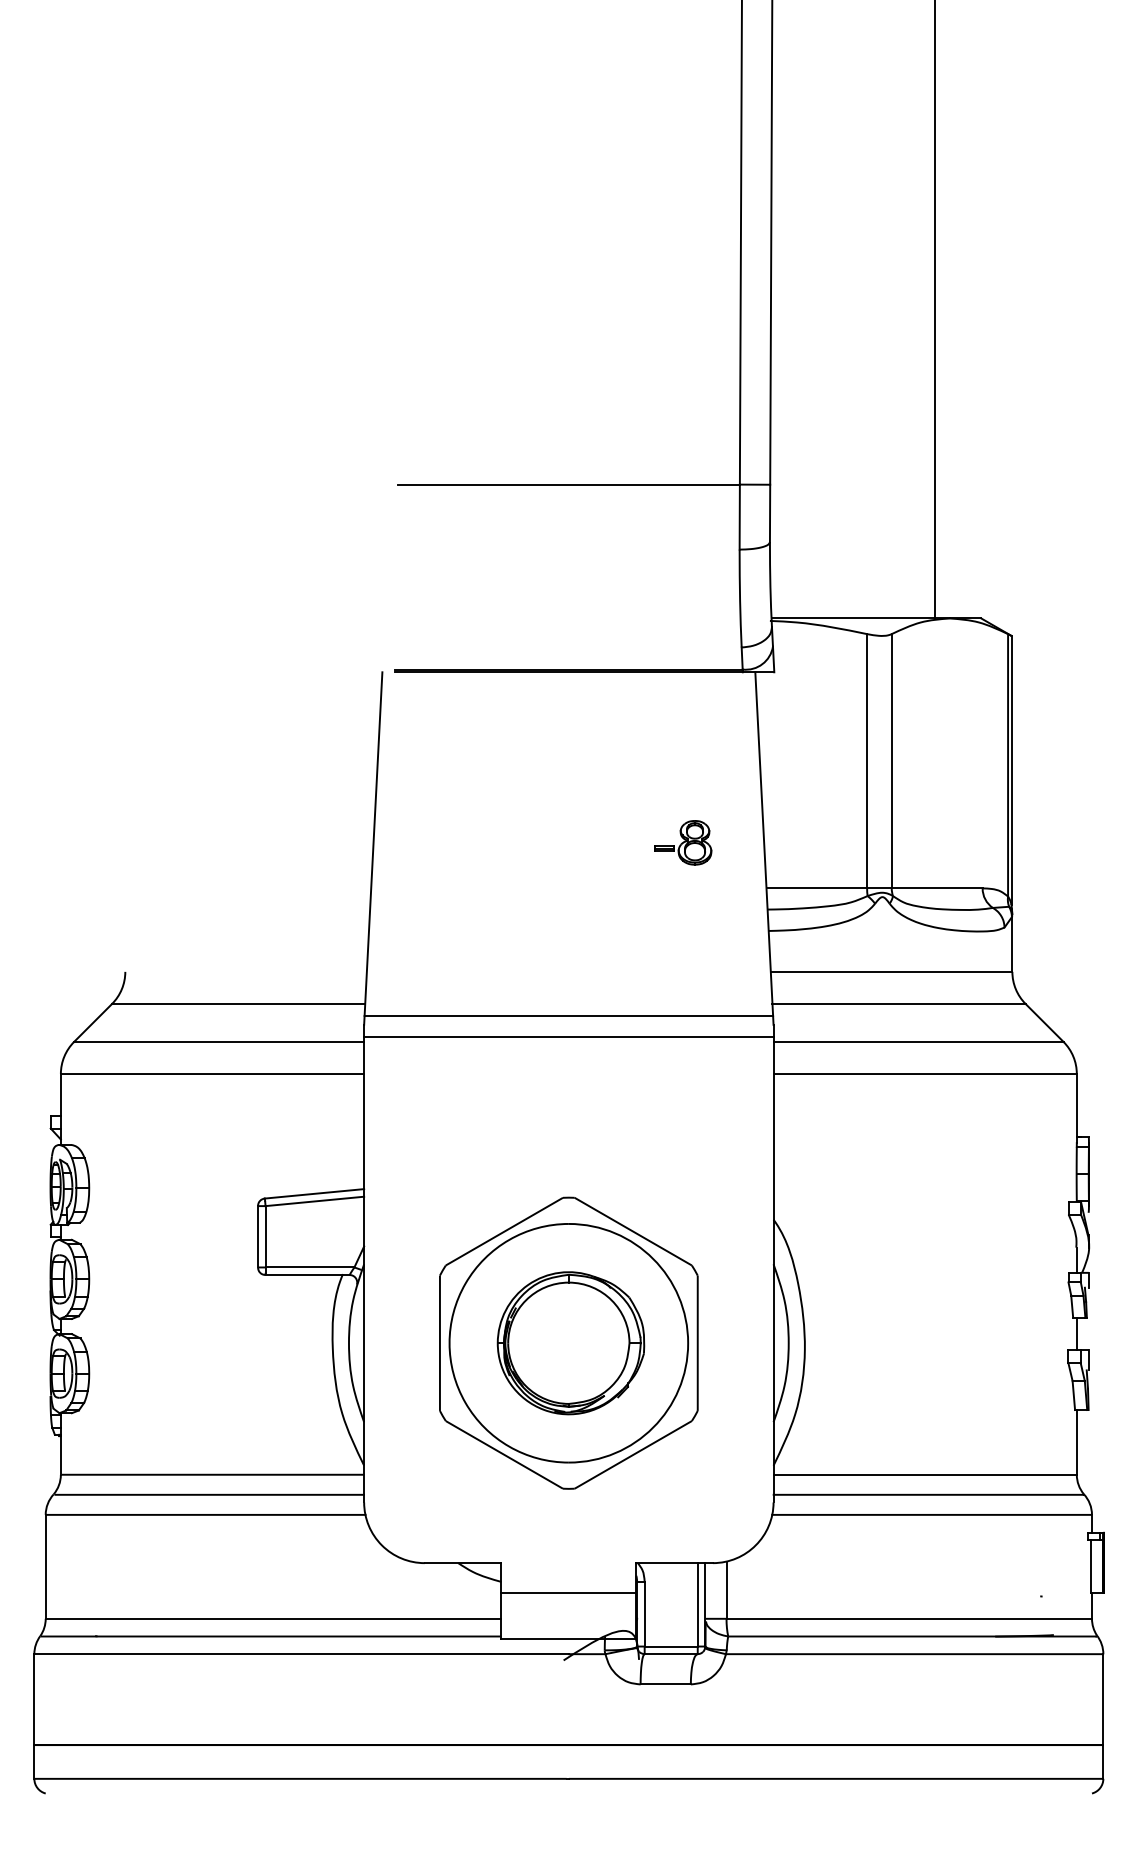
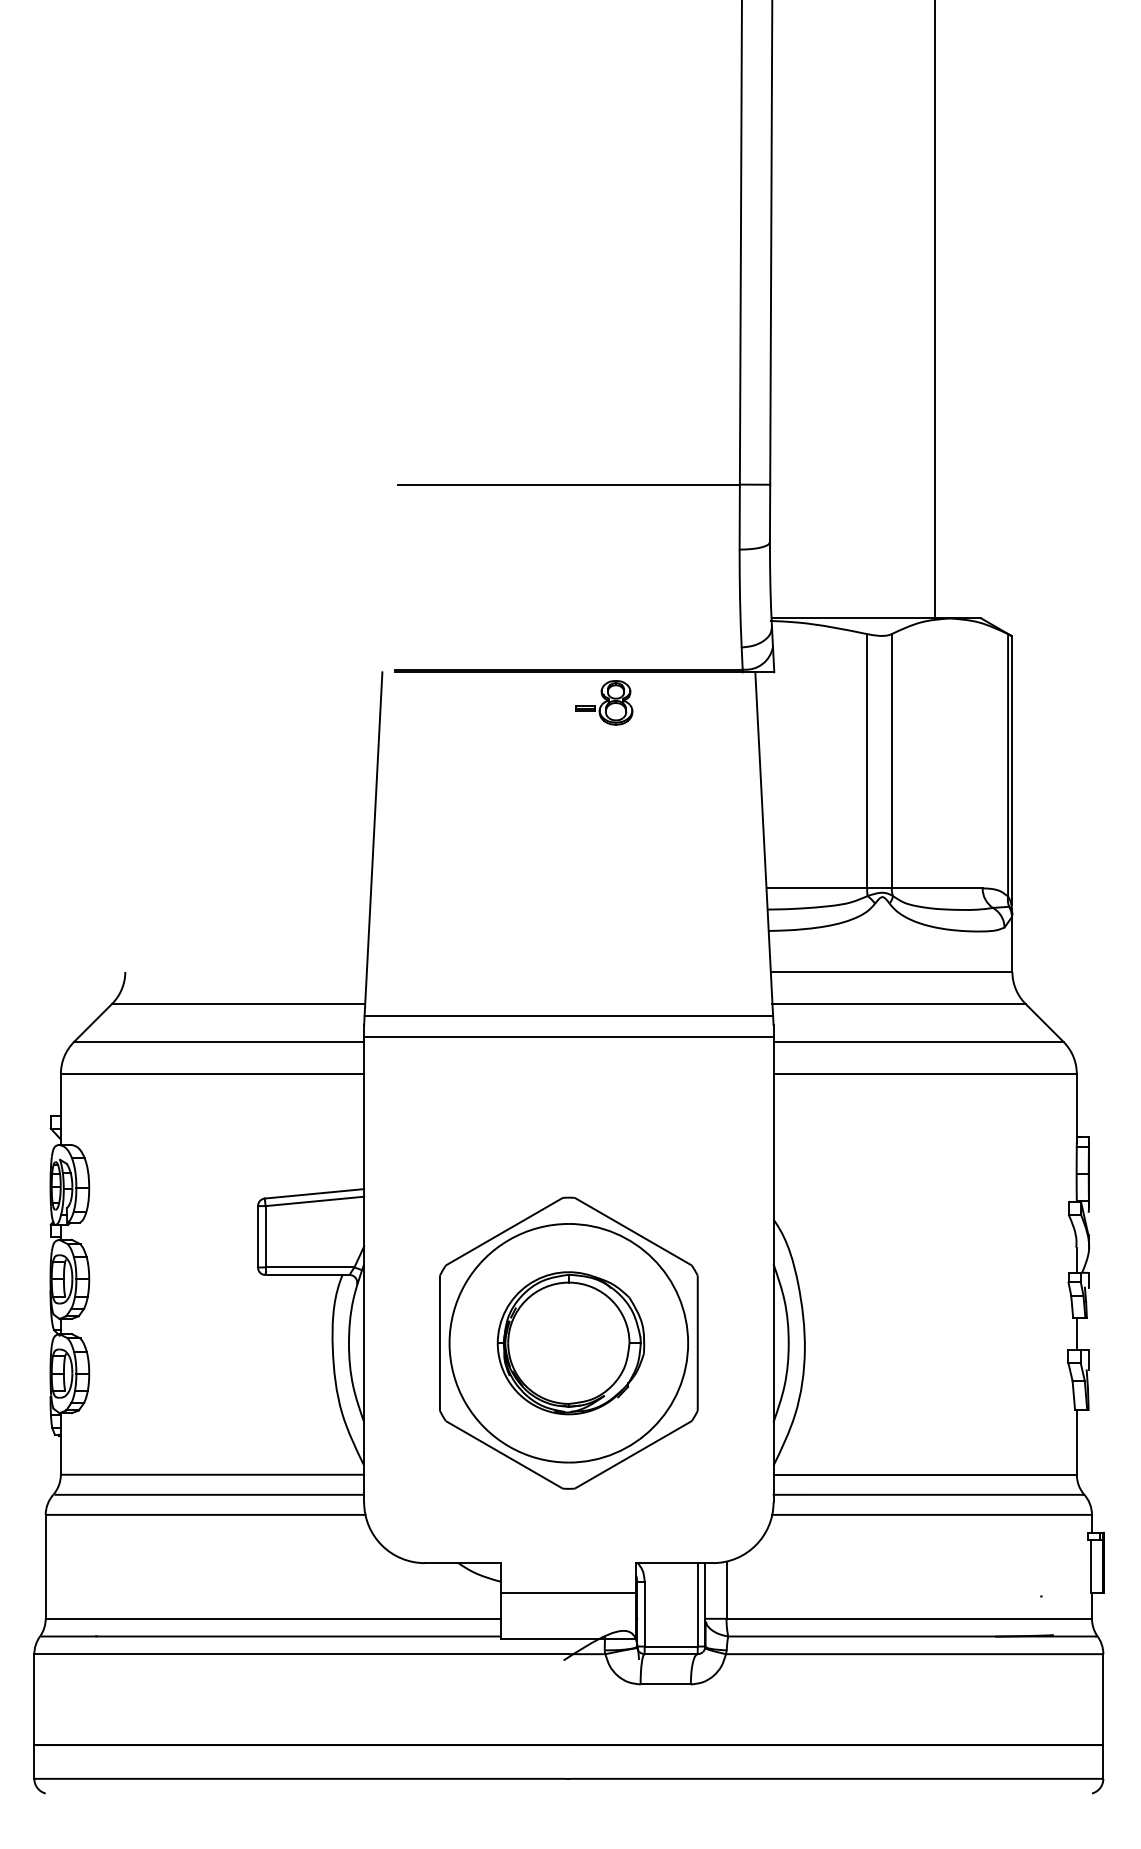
part position: (683, 842) -> (604, 702) (604, 702)
